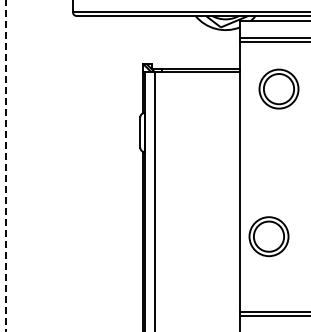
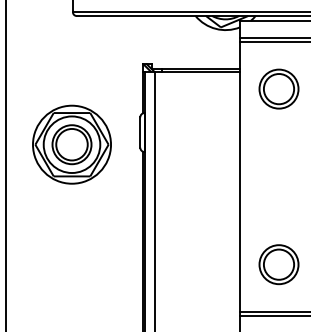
part: none -> present (71, 144)
line: dashed -> solid (6, 166)
part position: (268, 236) -> (278, 264) (278, 264)
